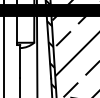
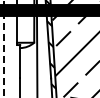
line: solid -> dashed (3, 48)
